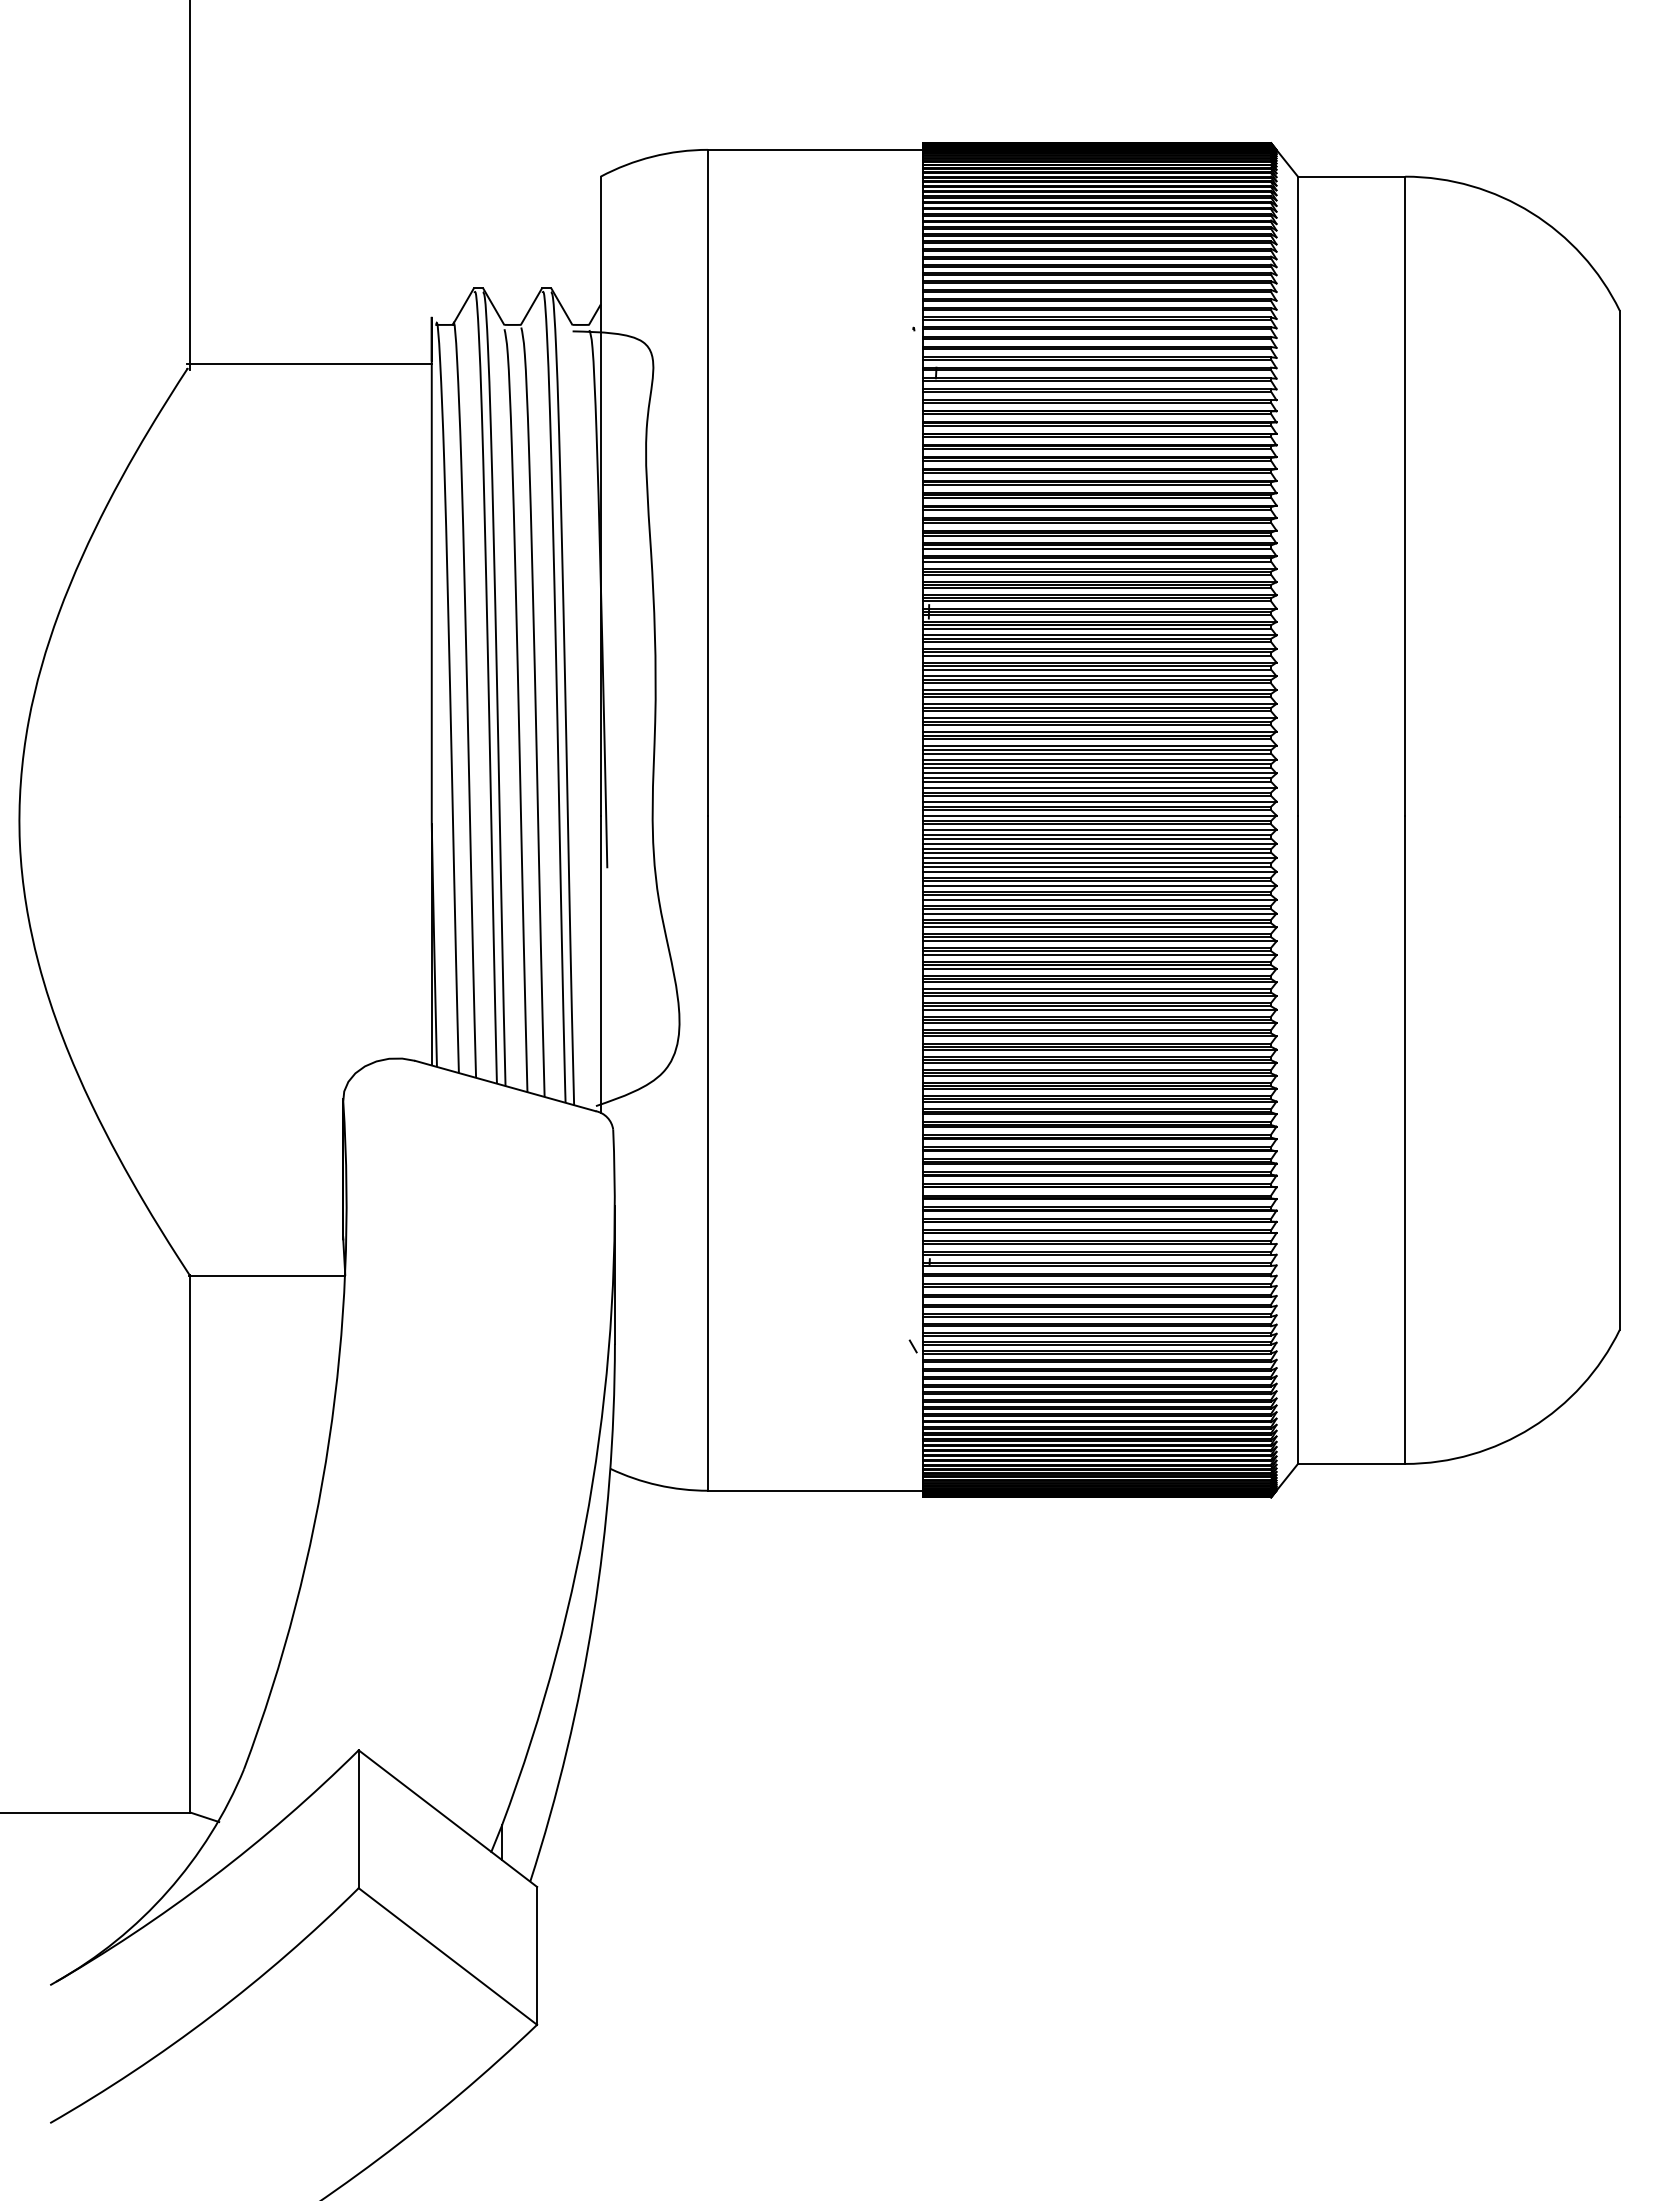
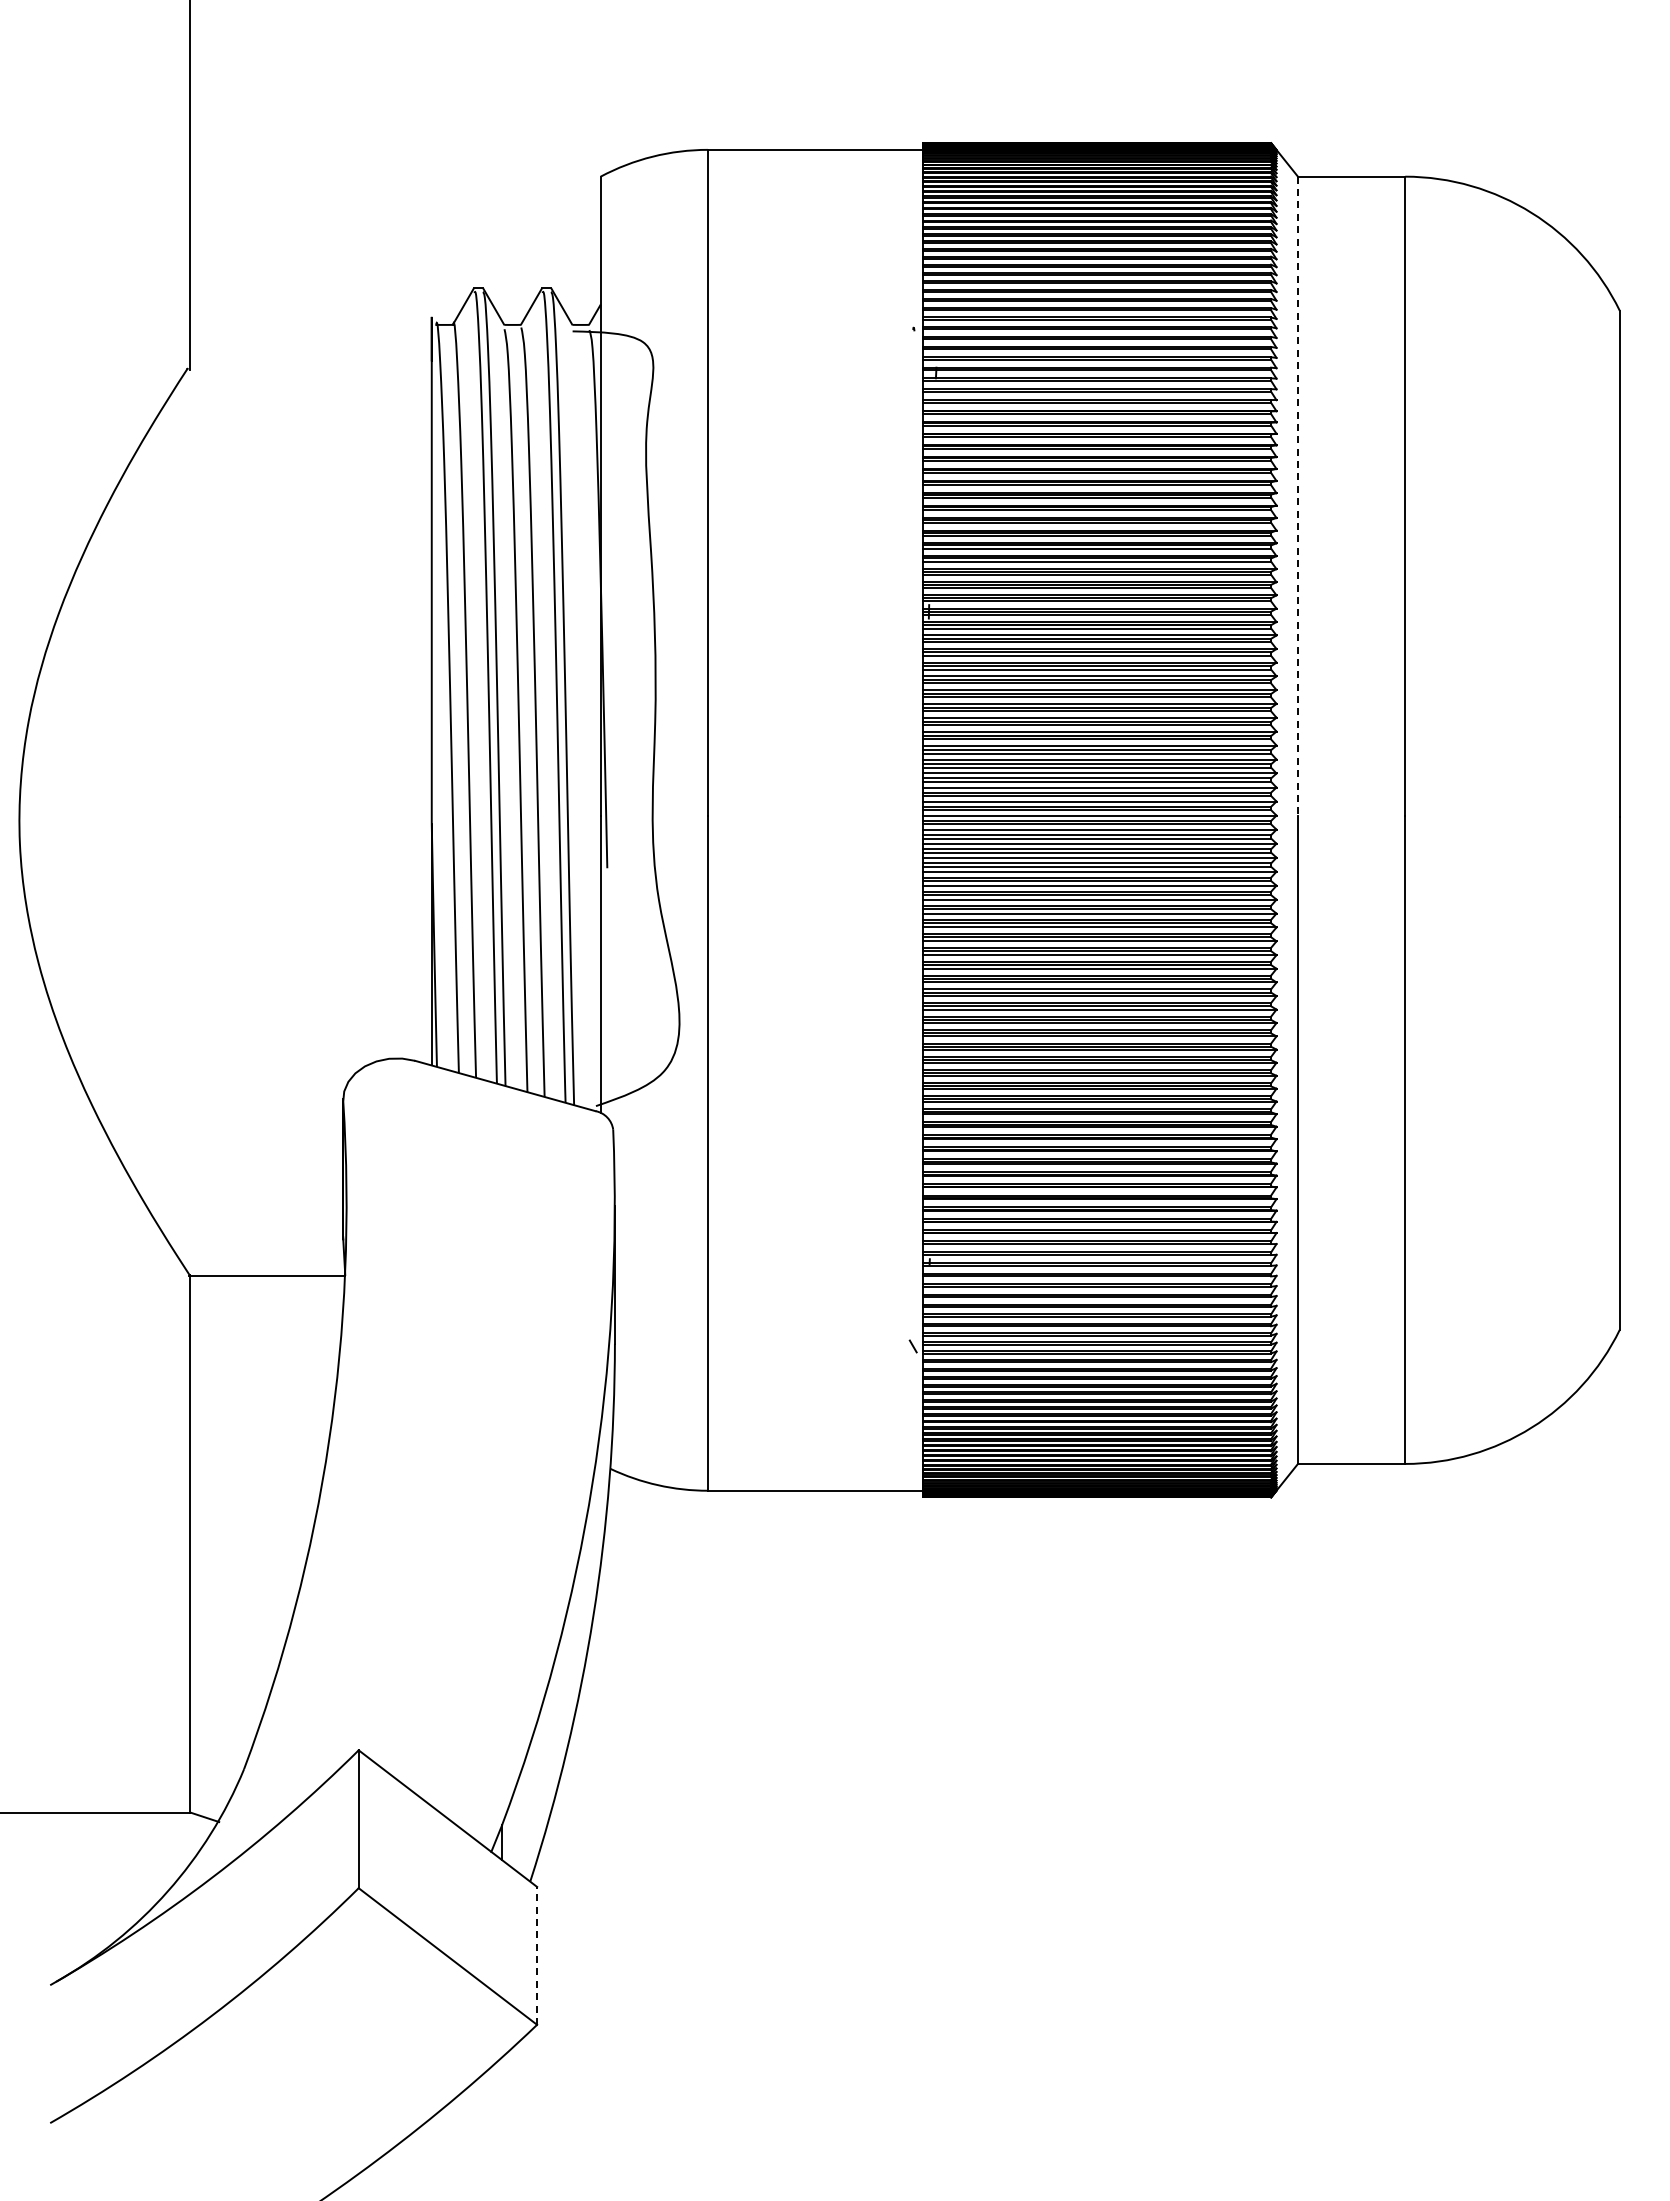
line: present -> none (309, 364)
line: solid -> dashed (1297, 496)
line: solid -> dashed (537, 1955)
